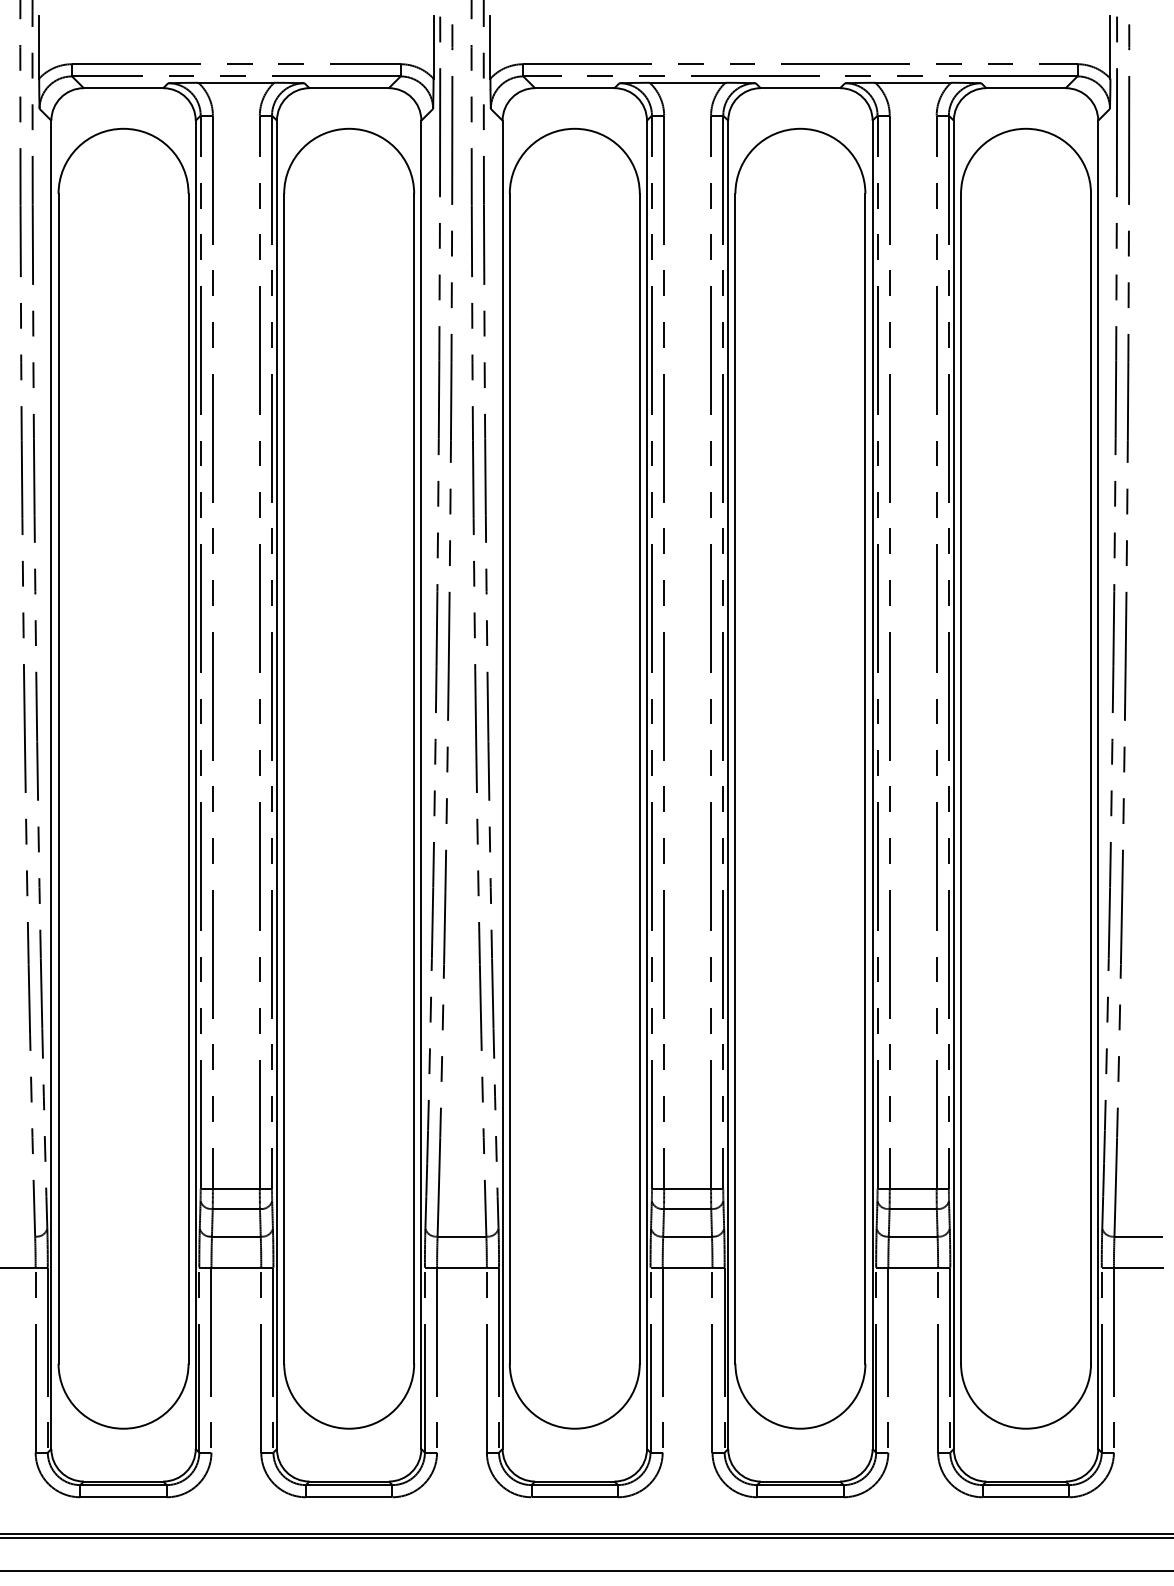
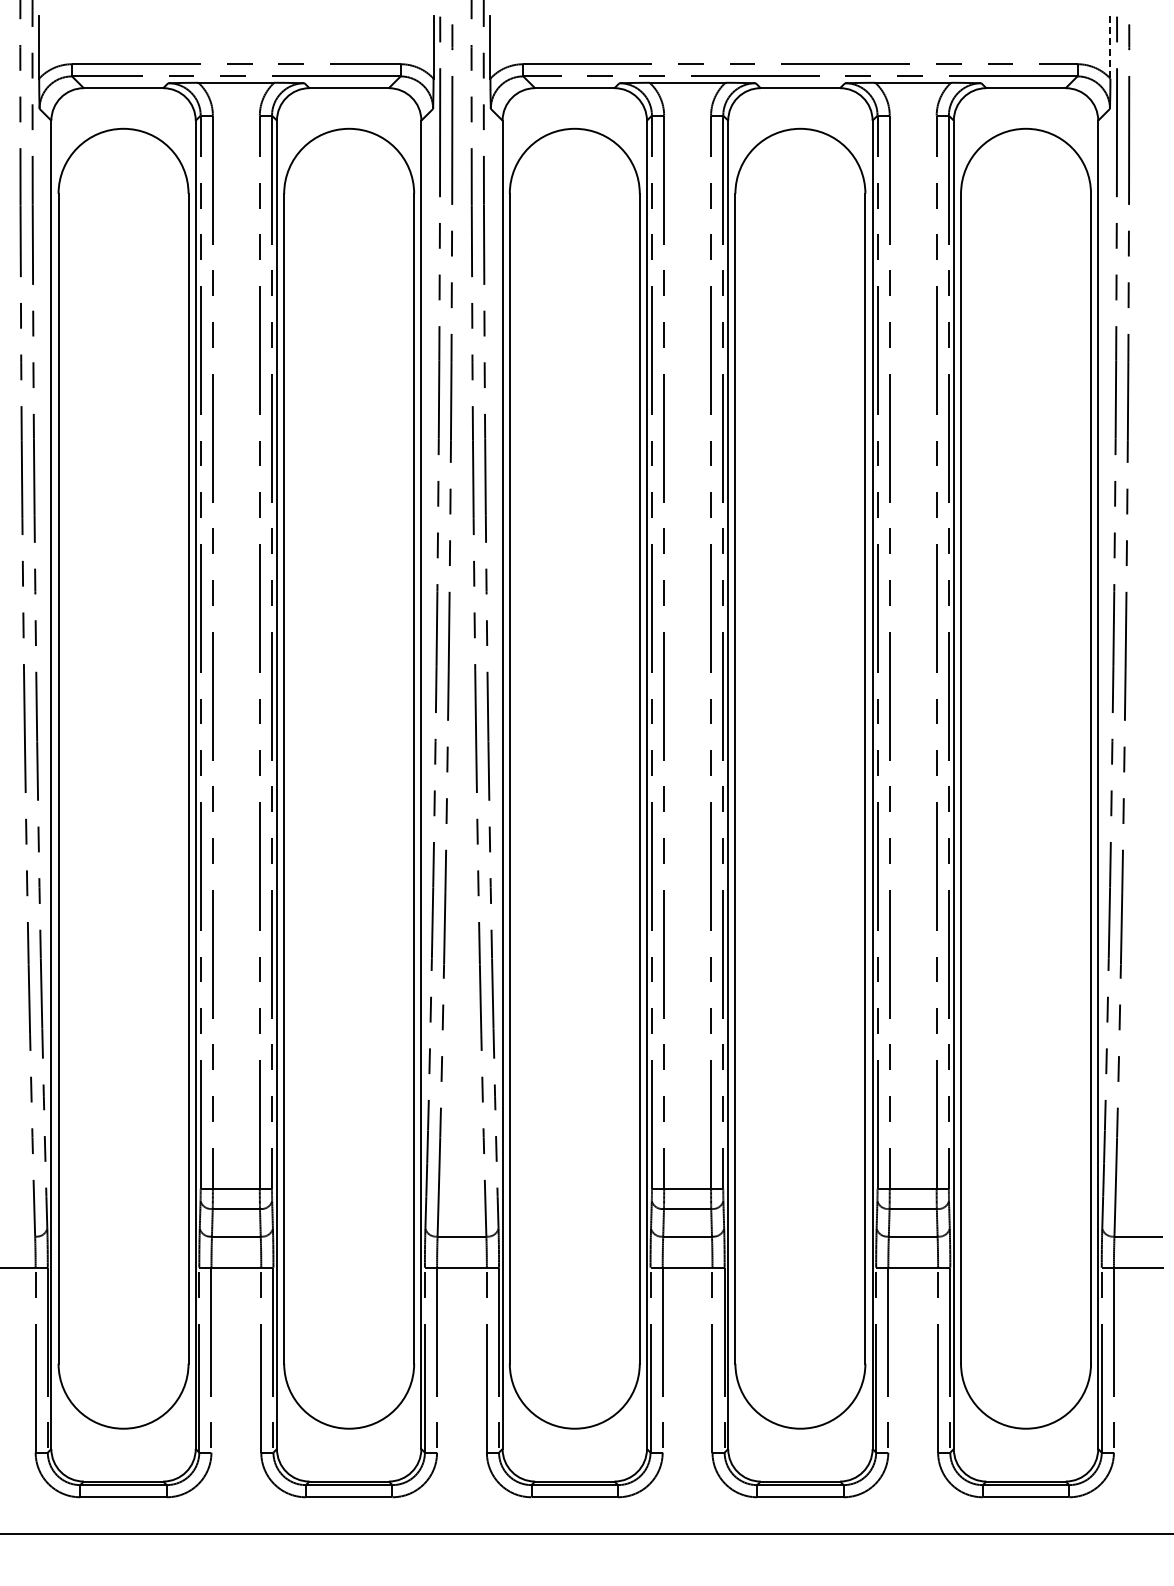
line: solid -> dashed (1110, 48)
line: present -> none (586, 1538)
line: present -> none (586, 1570)
